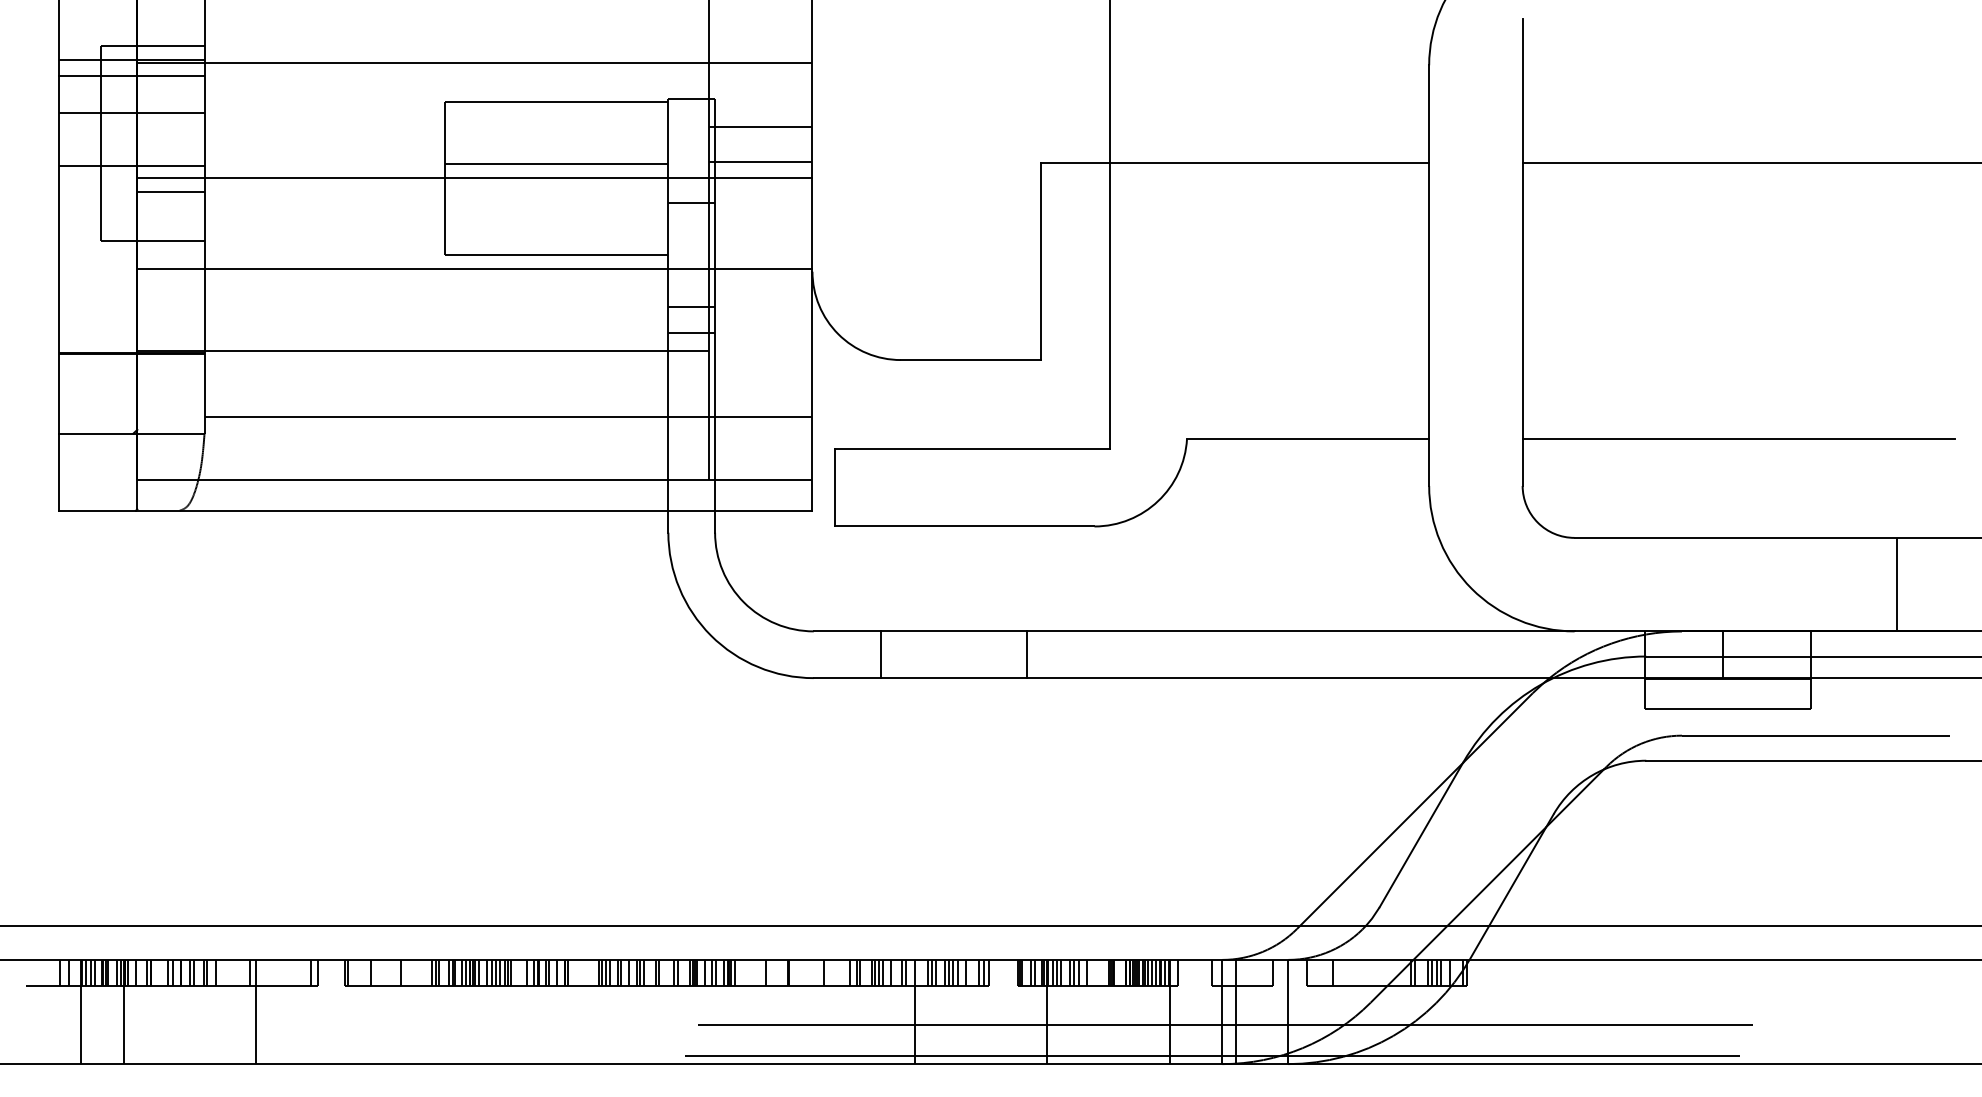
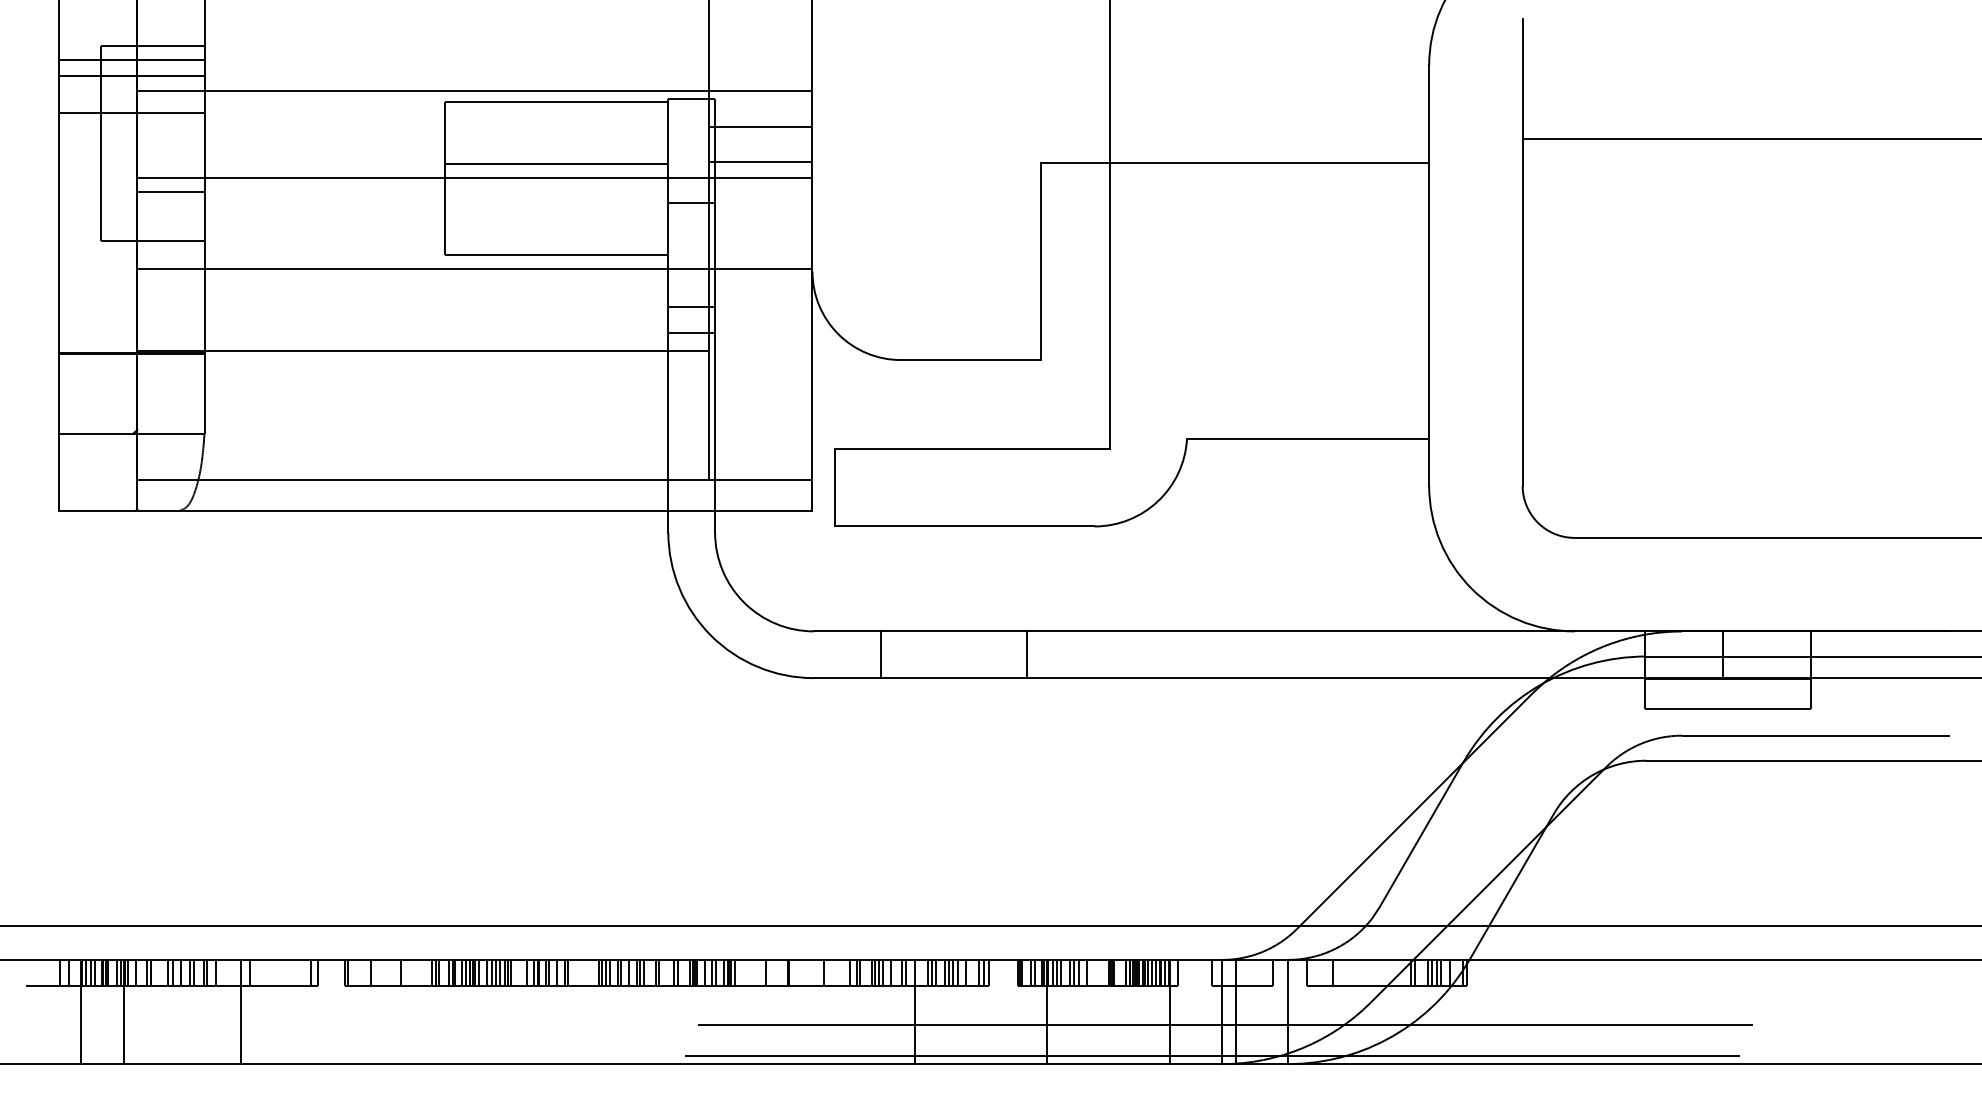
line position: (474, 63) -> (474, 91) (474, 91)
line position: (1750, 162) -> (1750, 138) (1750, 138)
line: present -> none (131, 166)
line: present -> none (508, 417)
line: present -> none (1738, 438)
line: present -> none (1896, 584)
line position: (255, 1011) -> (240, 1011) (240, 1011)
